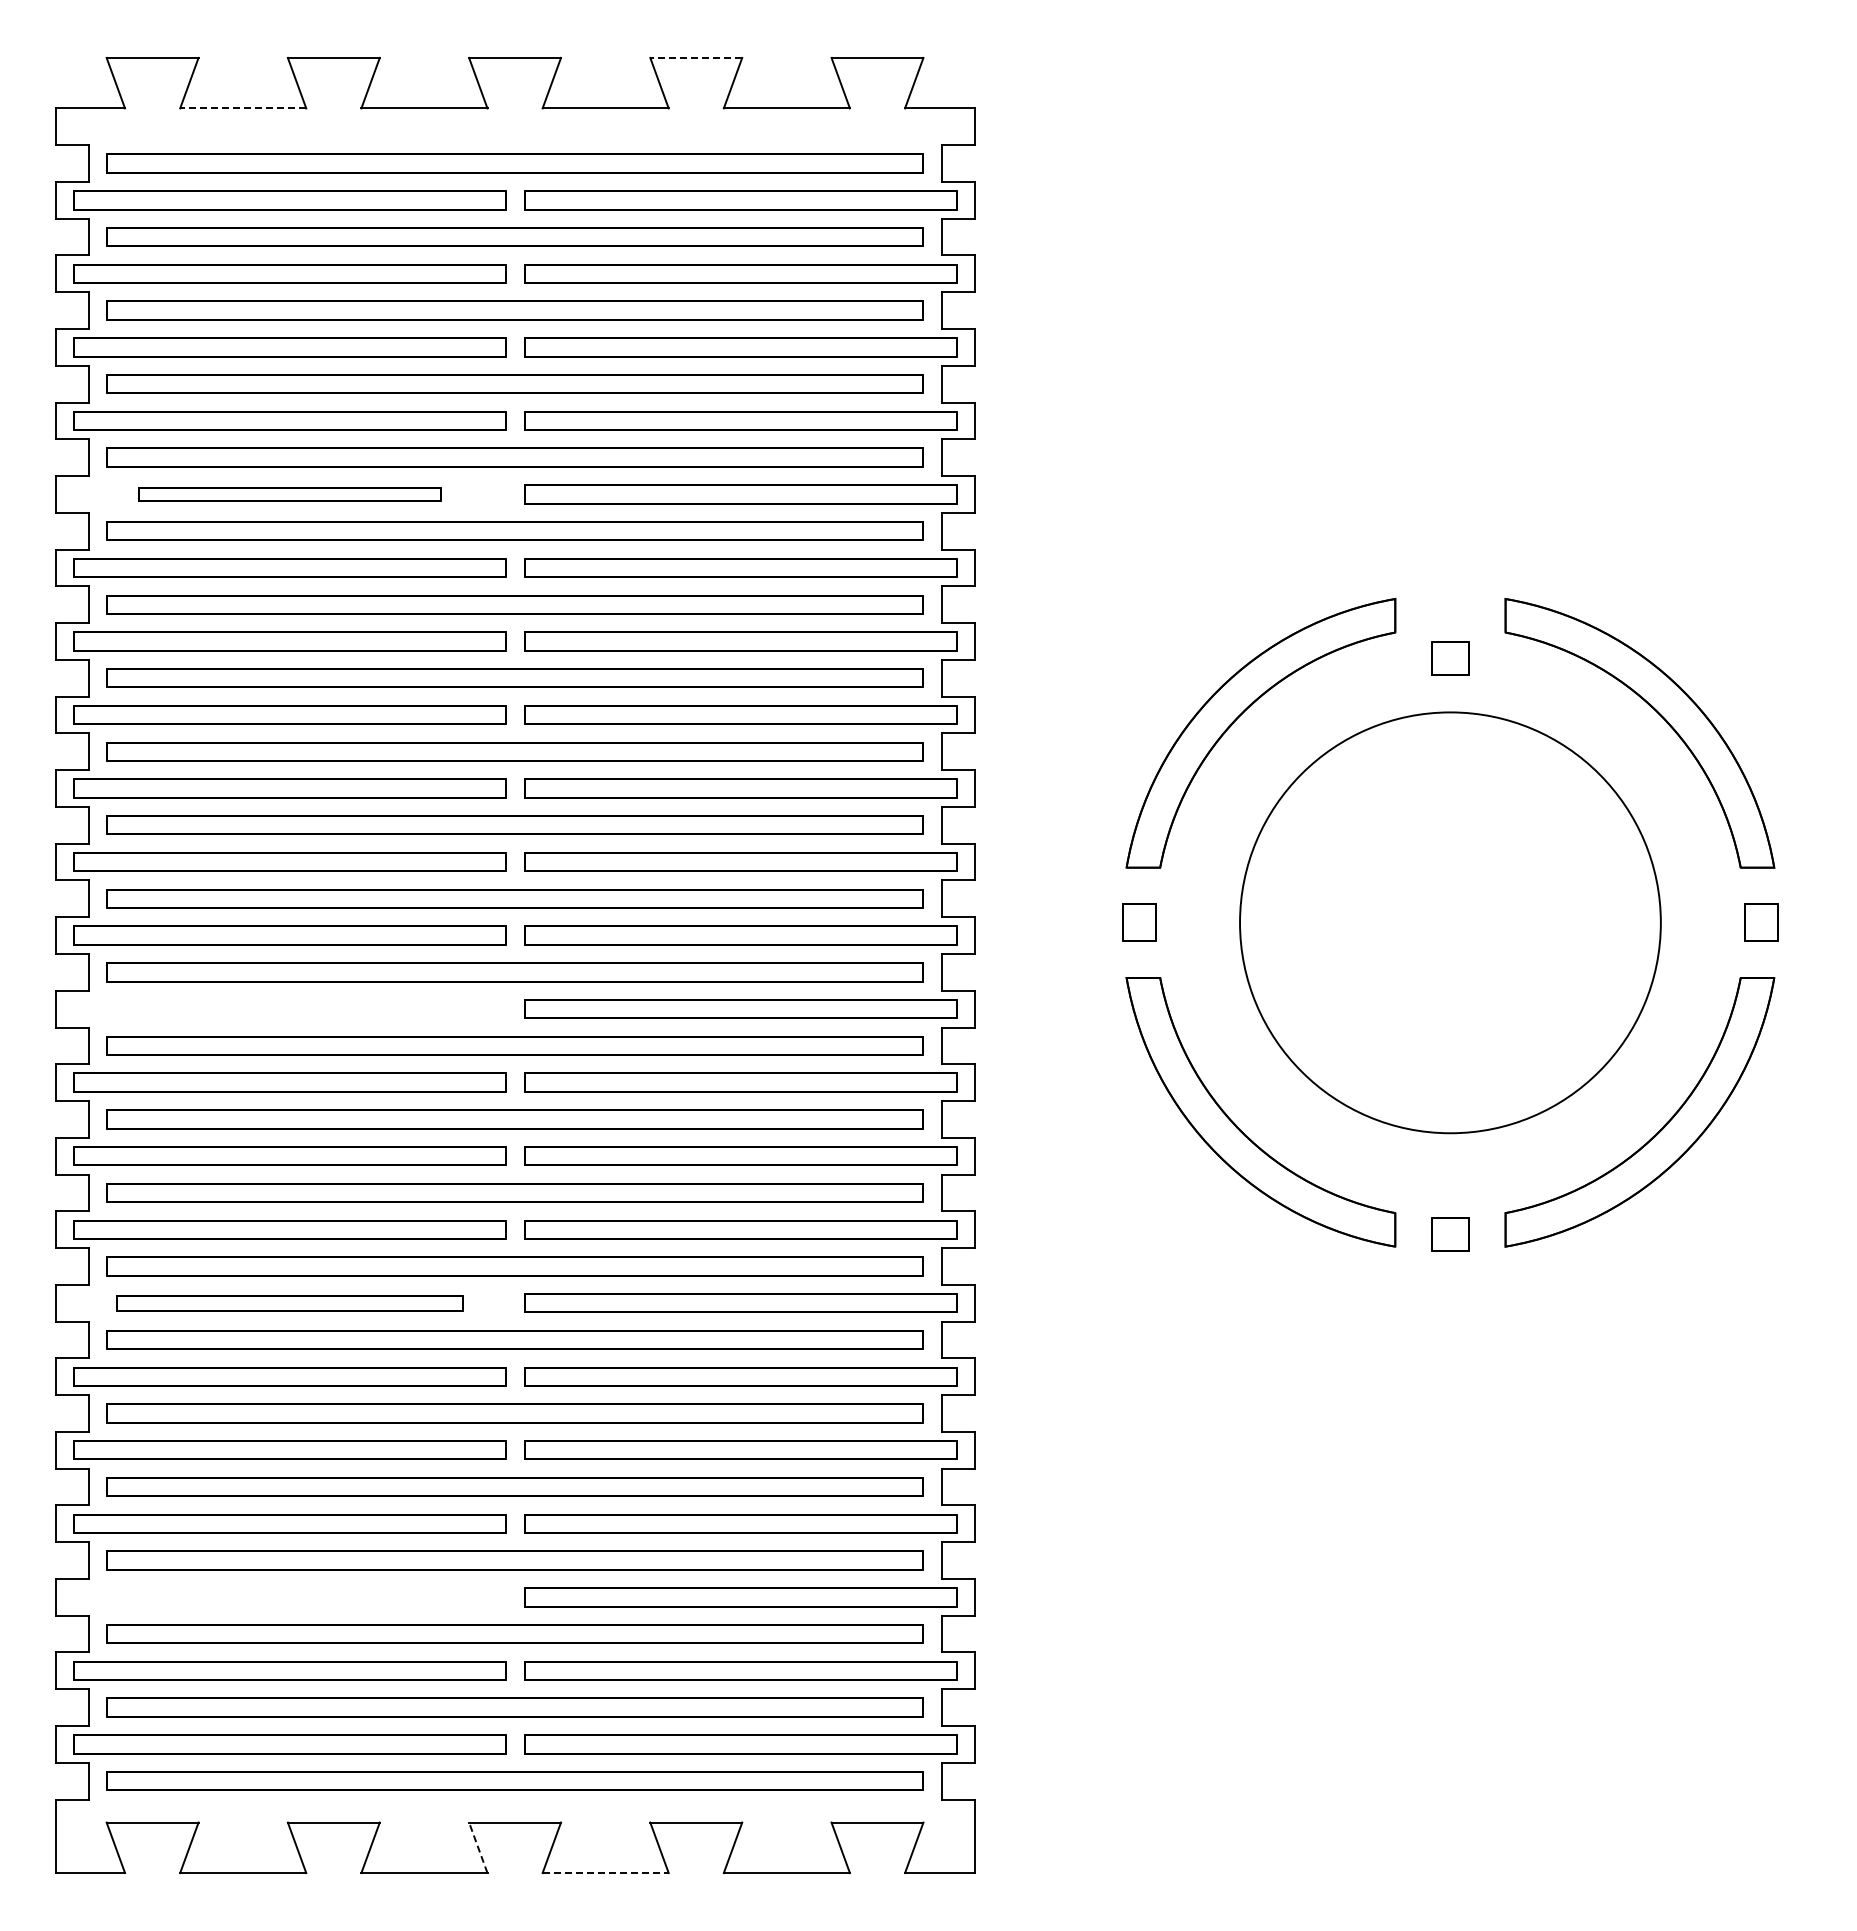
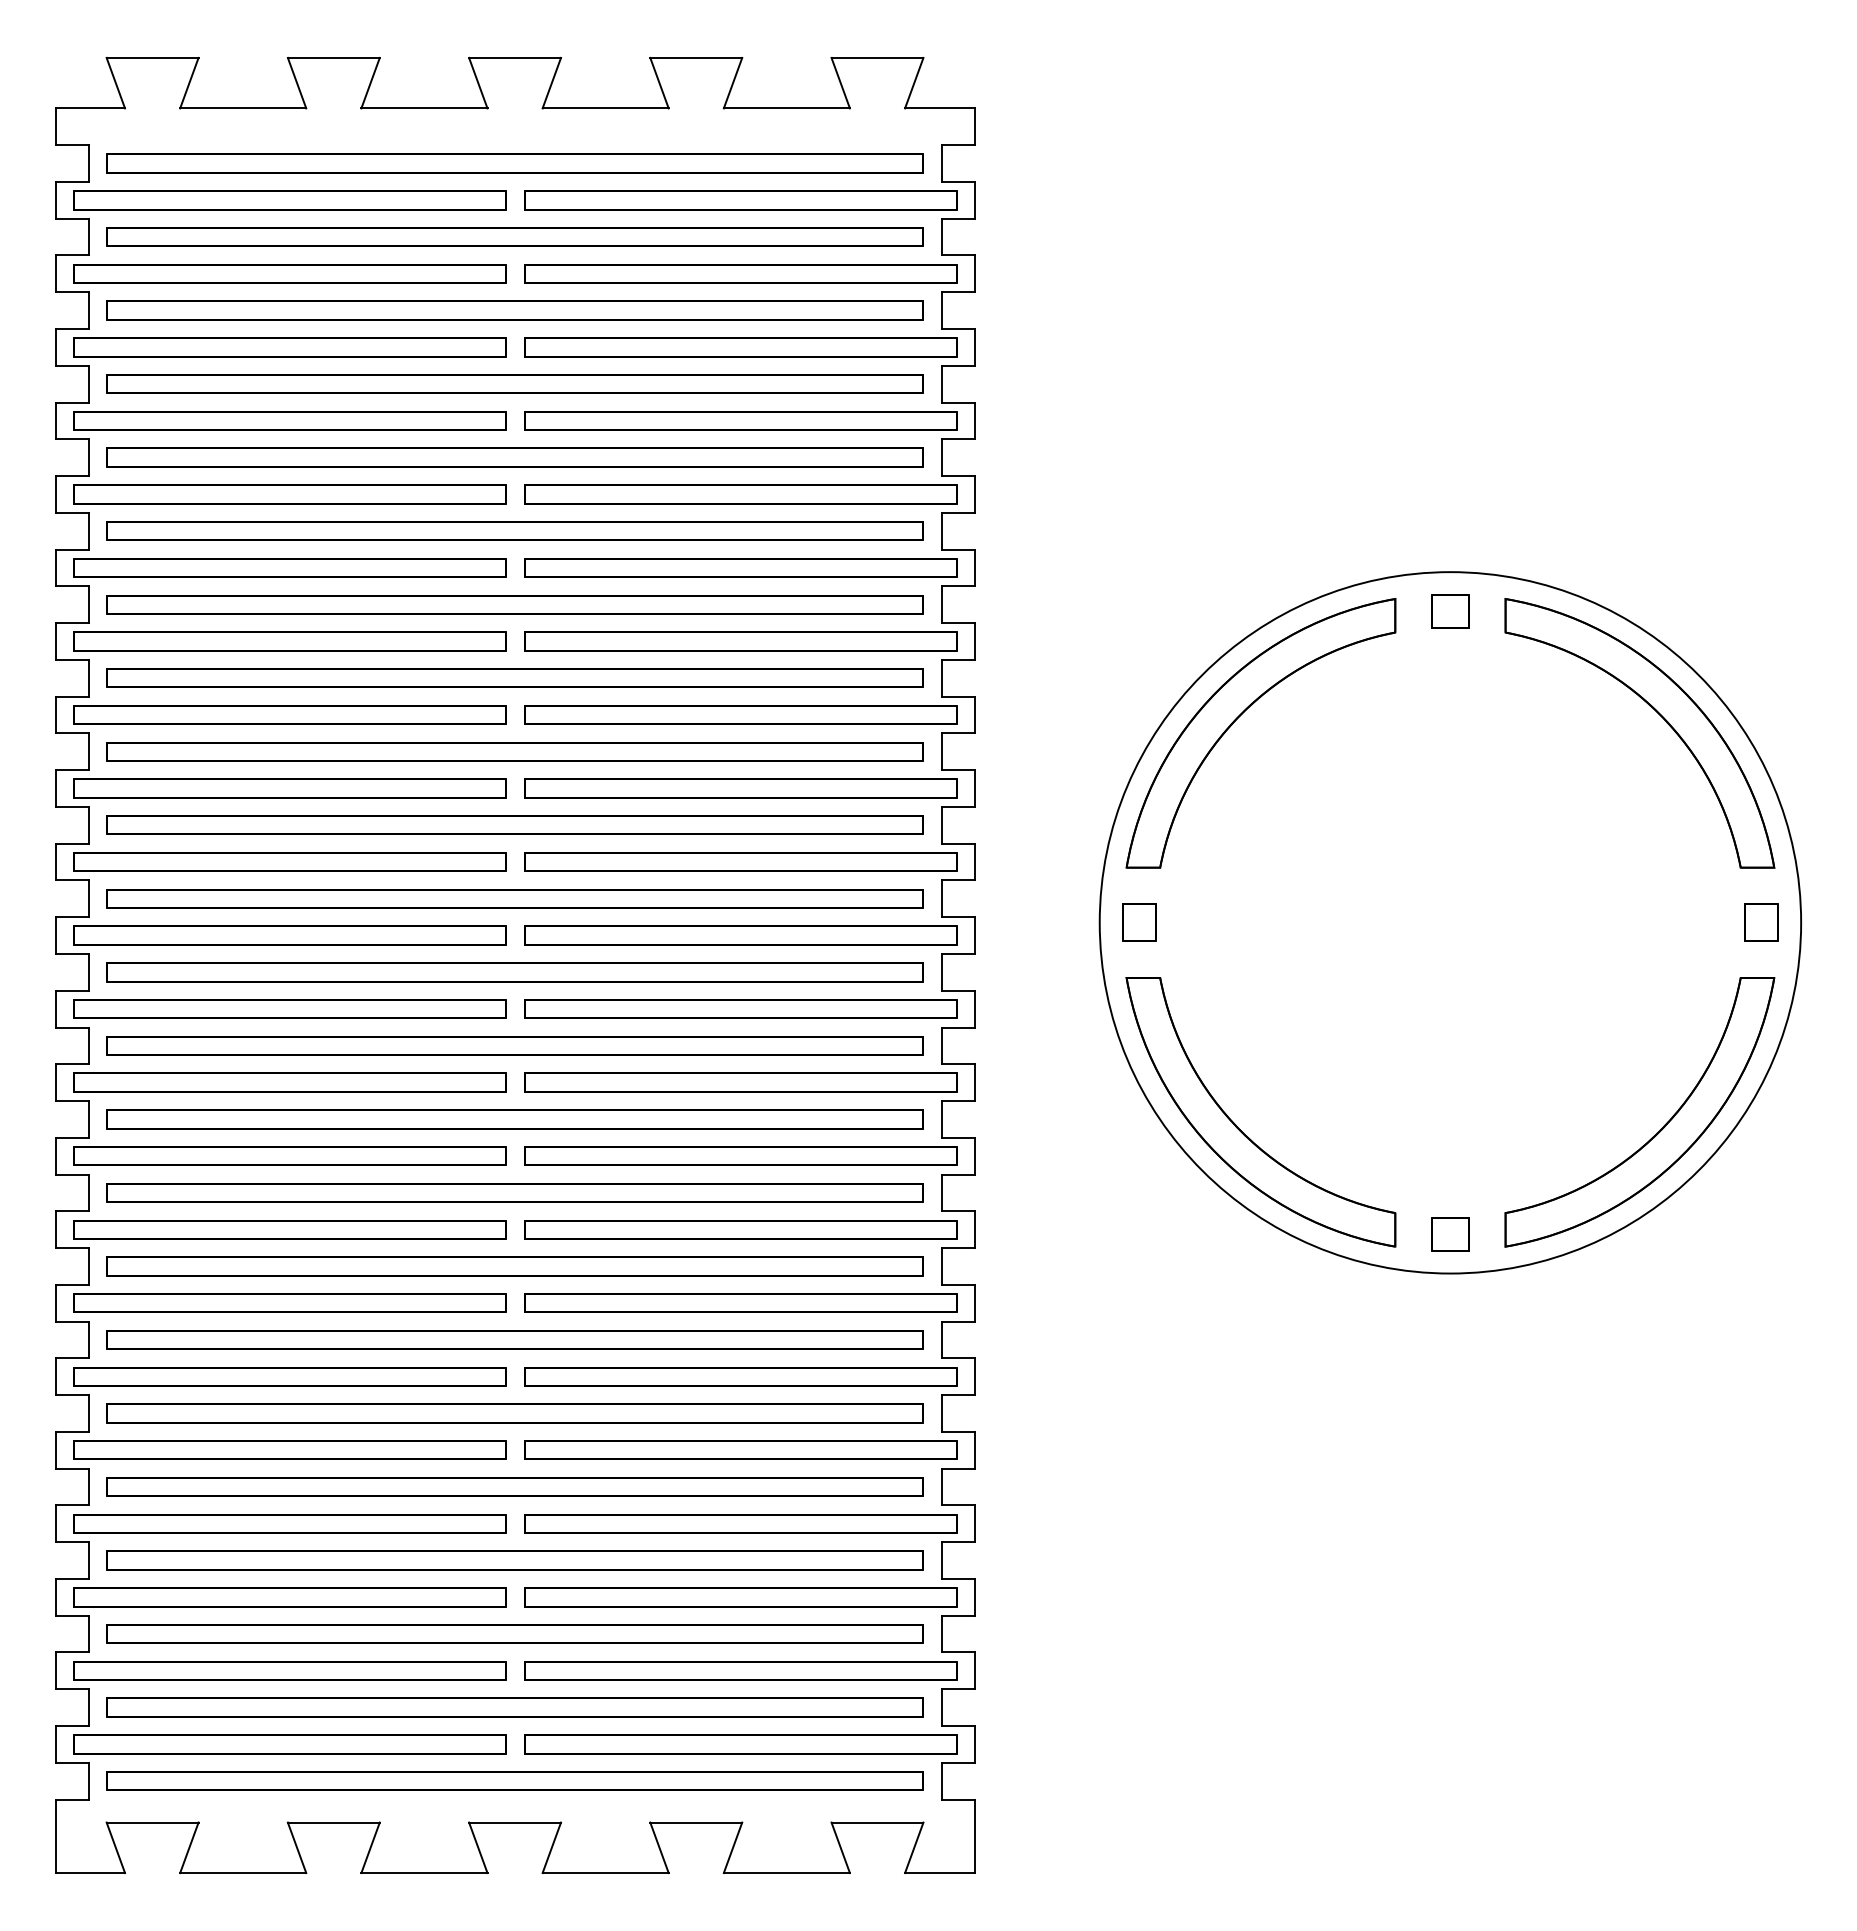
line: dashed -> solid (696, 57)
line: dashed -> solid (242, 108)
part size: 304x15 px -> 434x21 px (289, 494)
part position: (1450, 658) -> (1450, 611) (1450, 611)
circle diameter: 421 px -> 701 px (1450, 922)
part: none -> present (289, 1008)
part size: 348x17 px -> 434x20 px (289, 1302)
part: none -> present (289, 1597)
line: dashed -> solid (478, 1847)
line: dashed -> solid (606, 1873)
